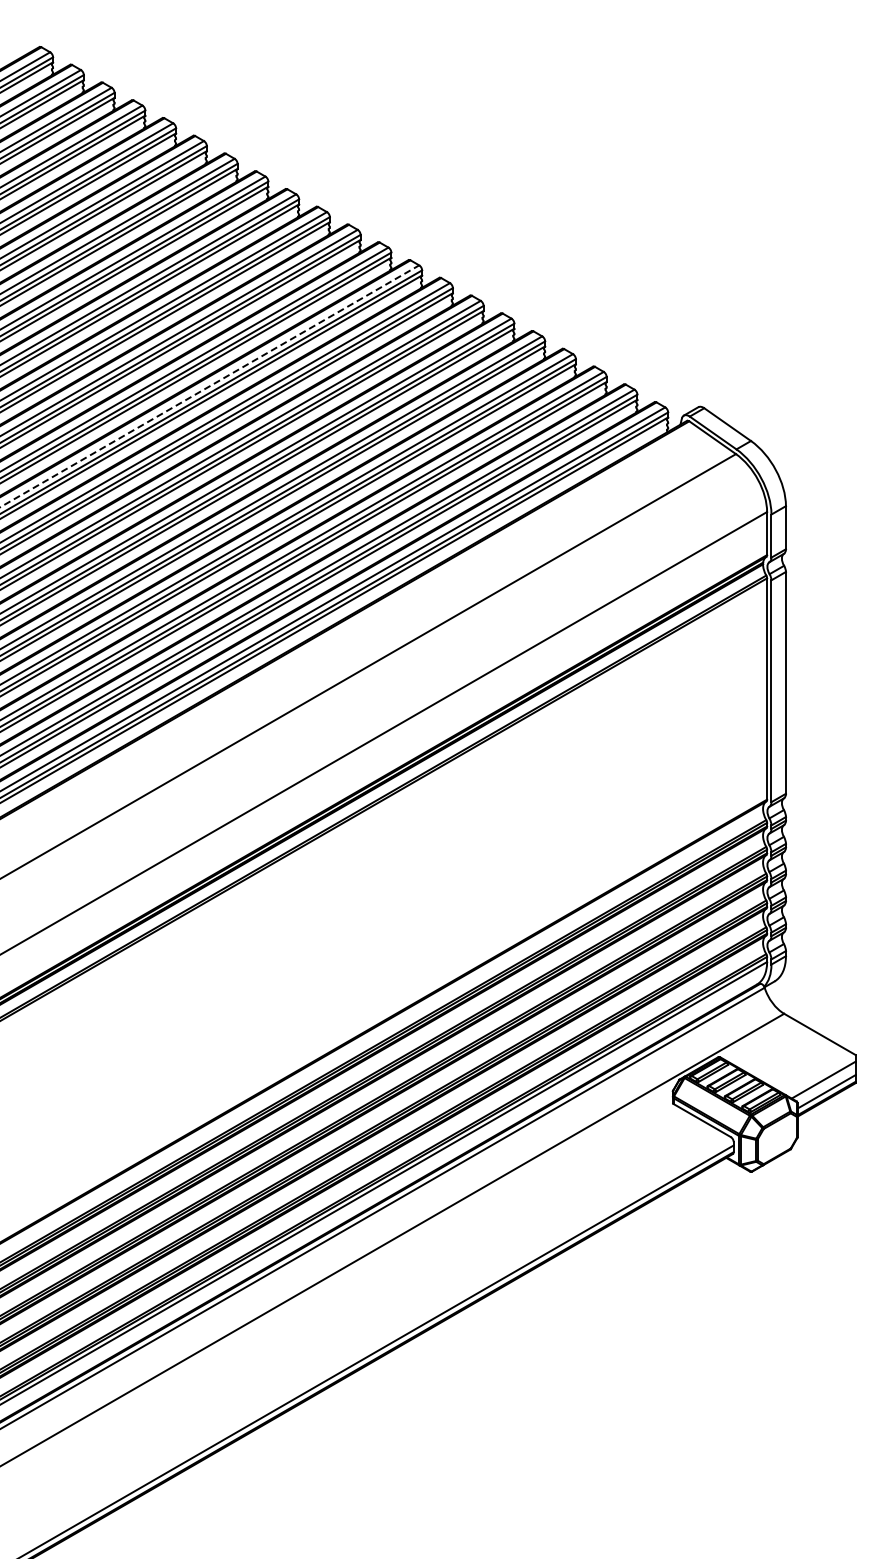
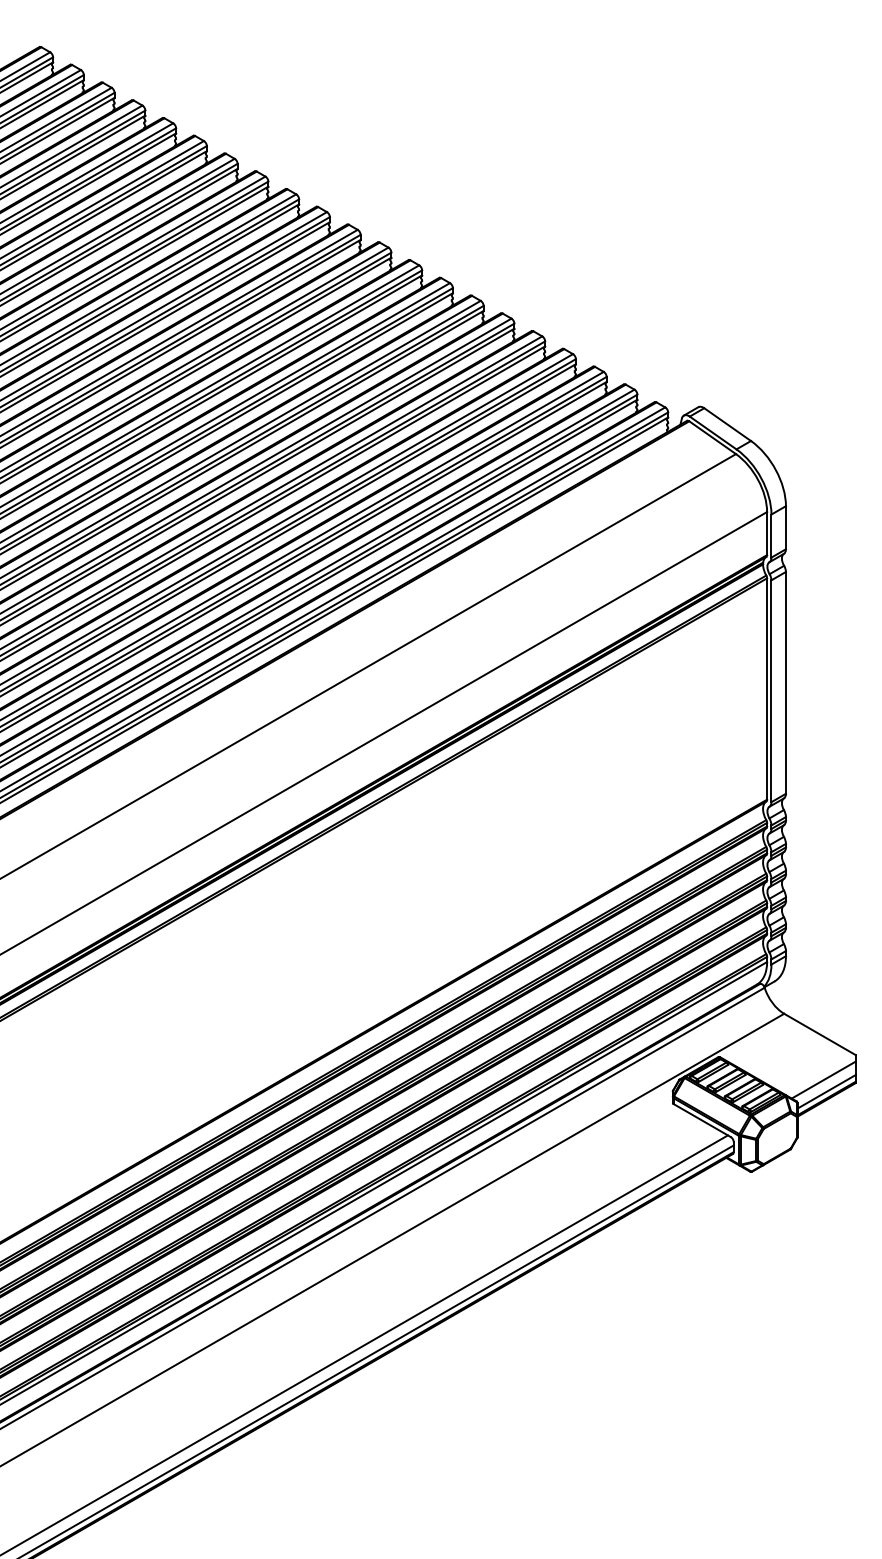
line: dashed -> solid (209, 386)
line: none -> present (364, 1344)
